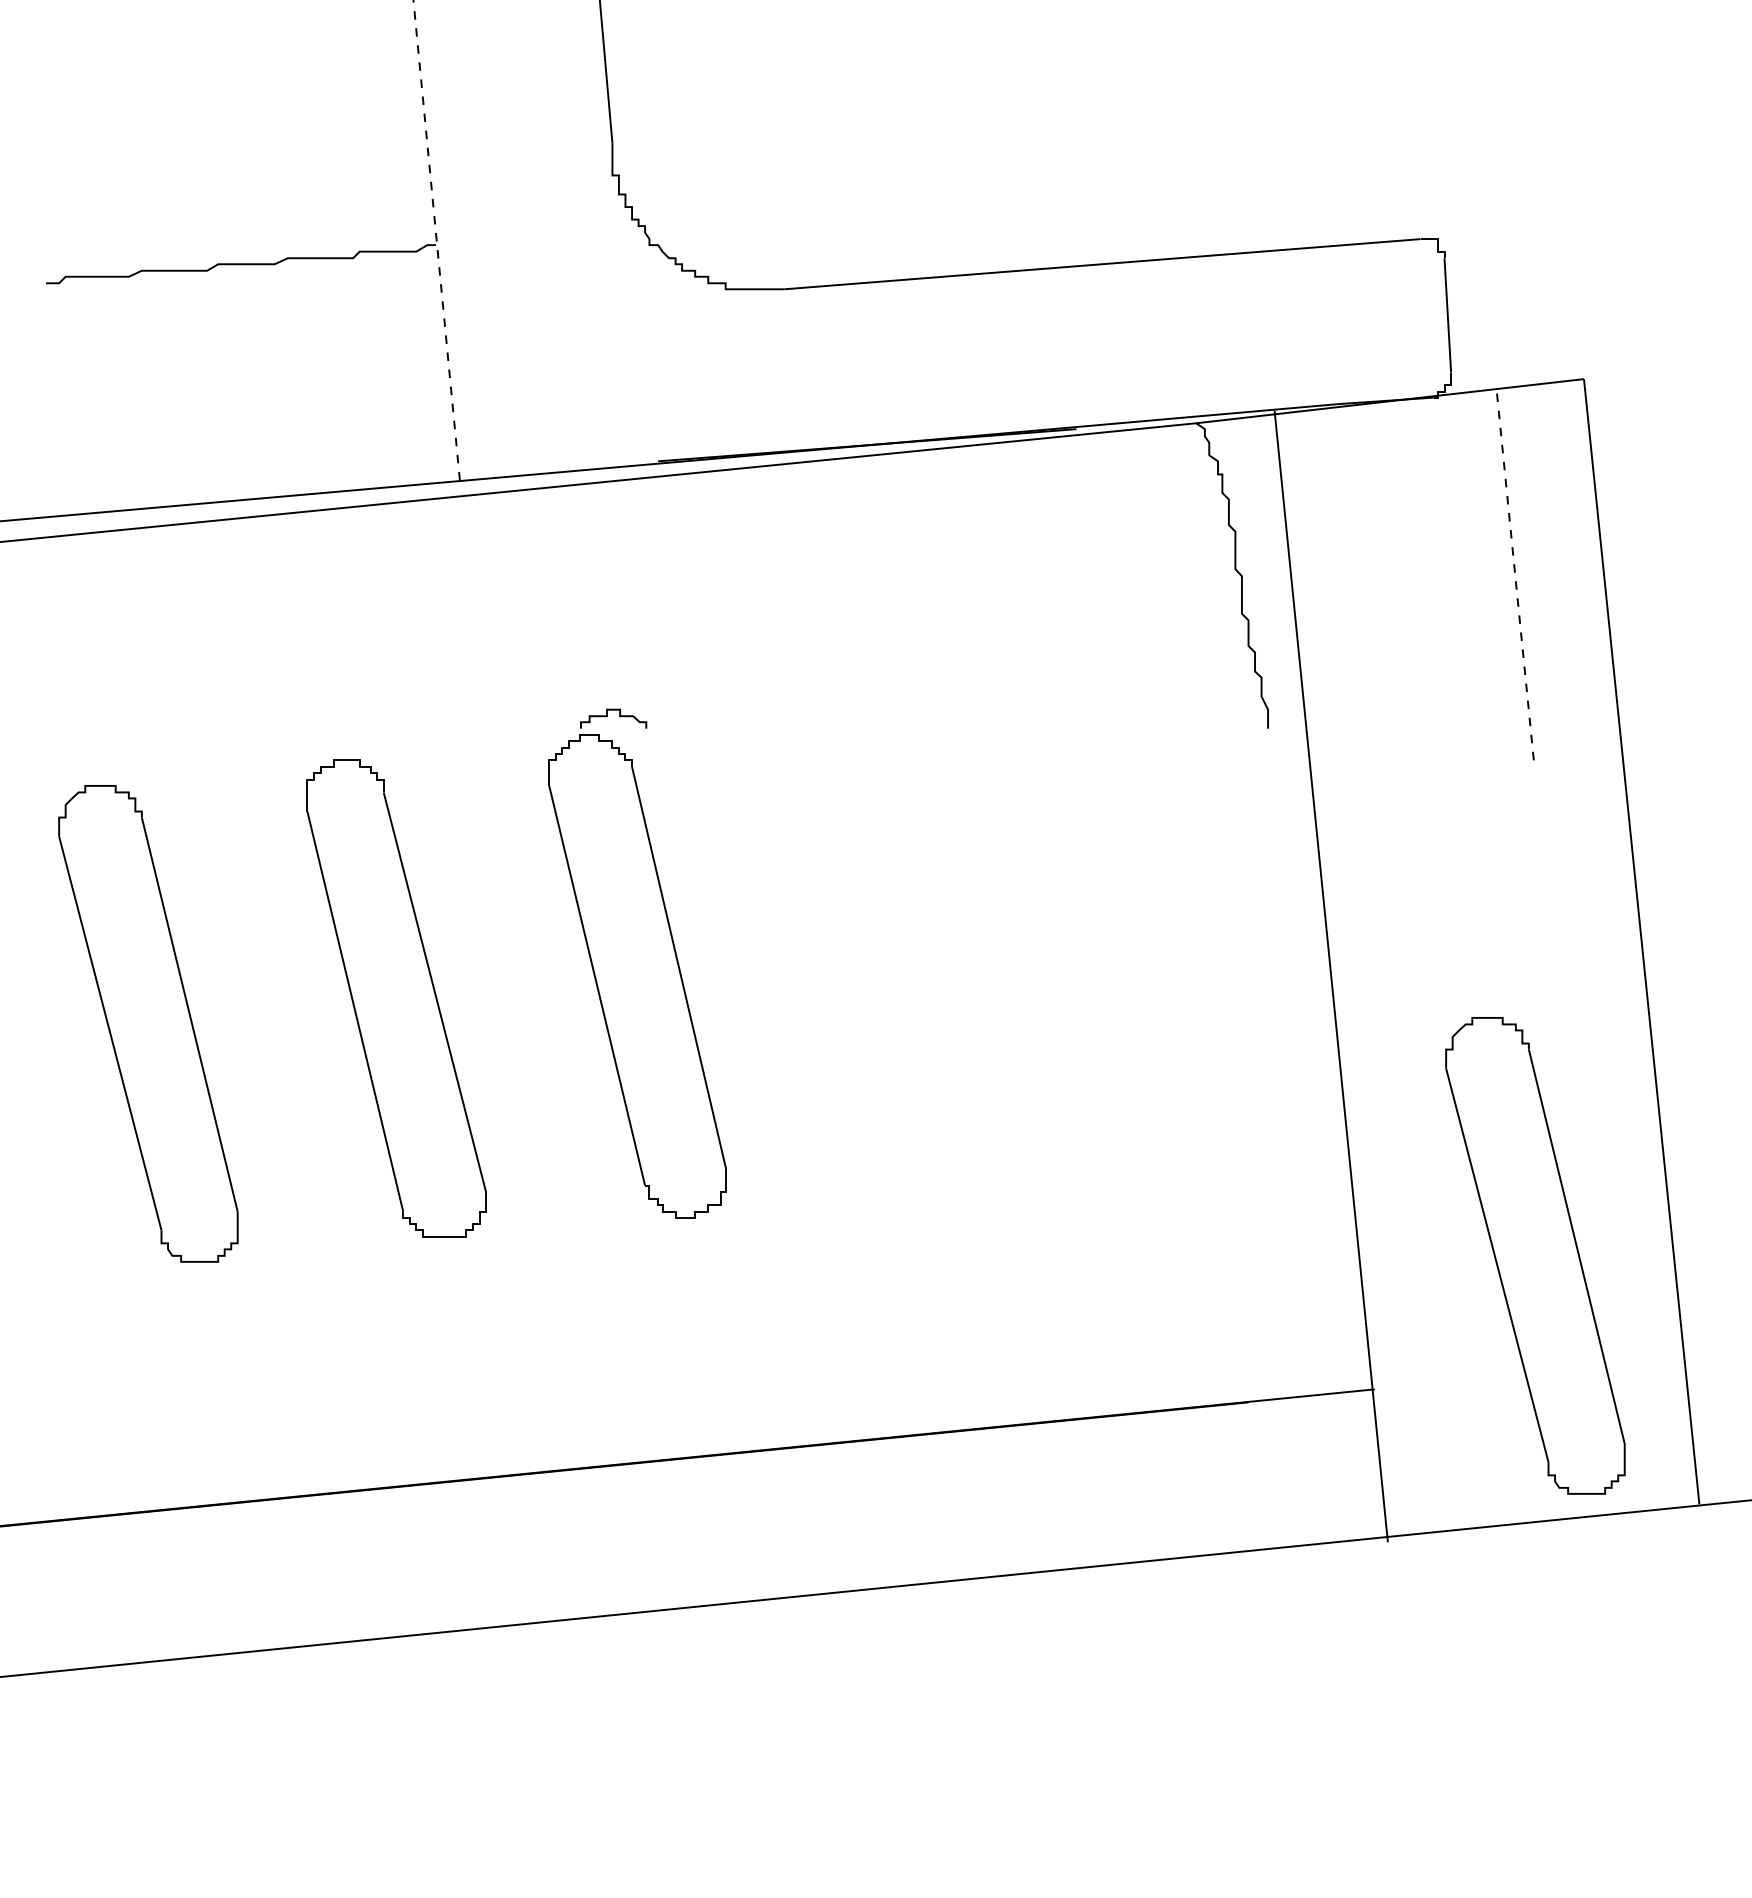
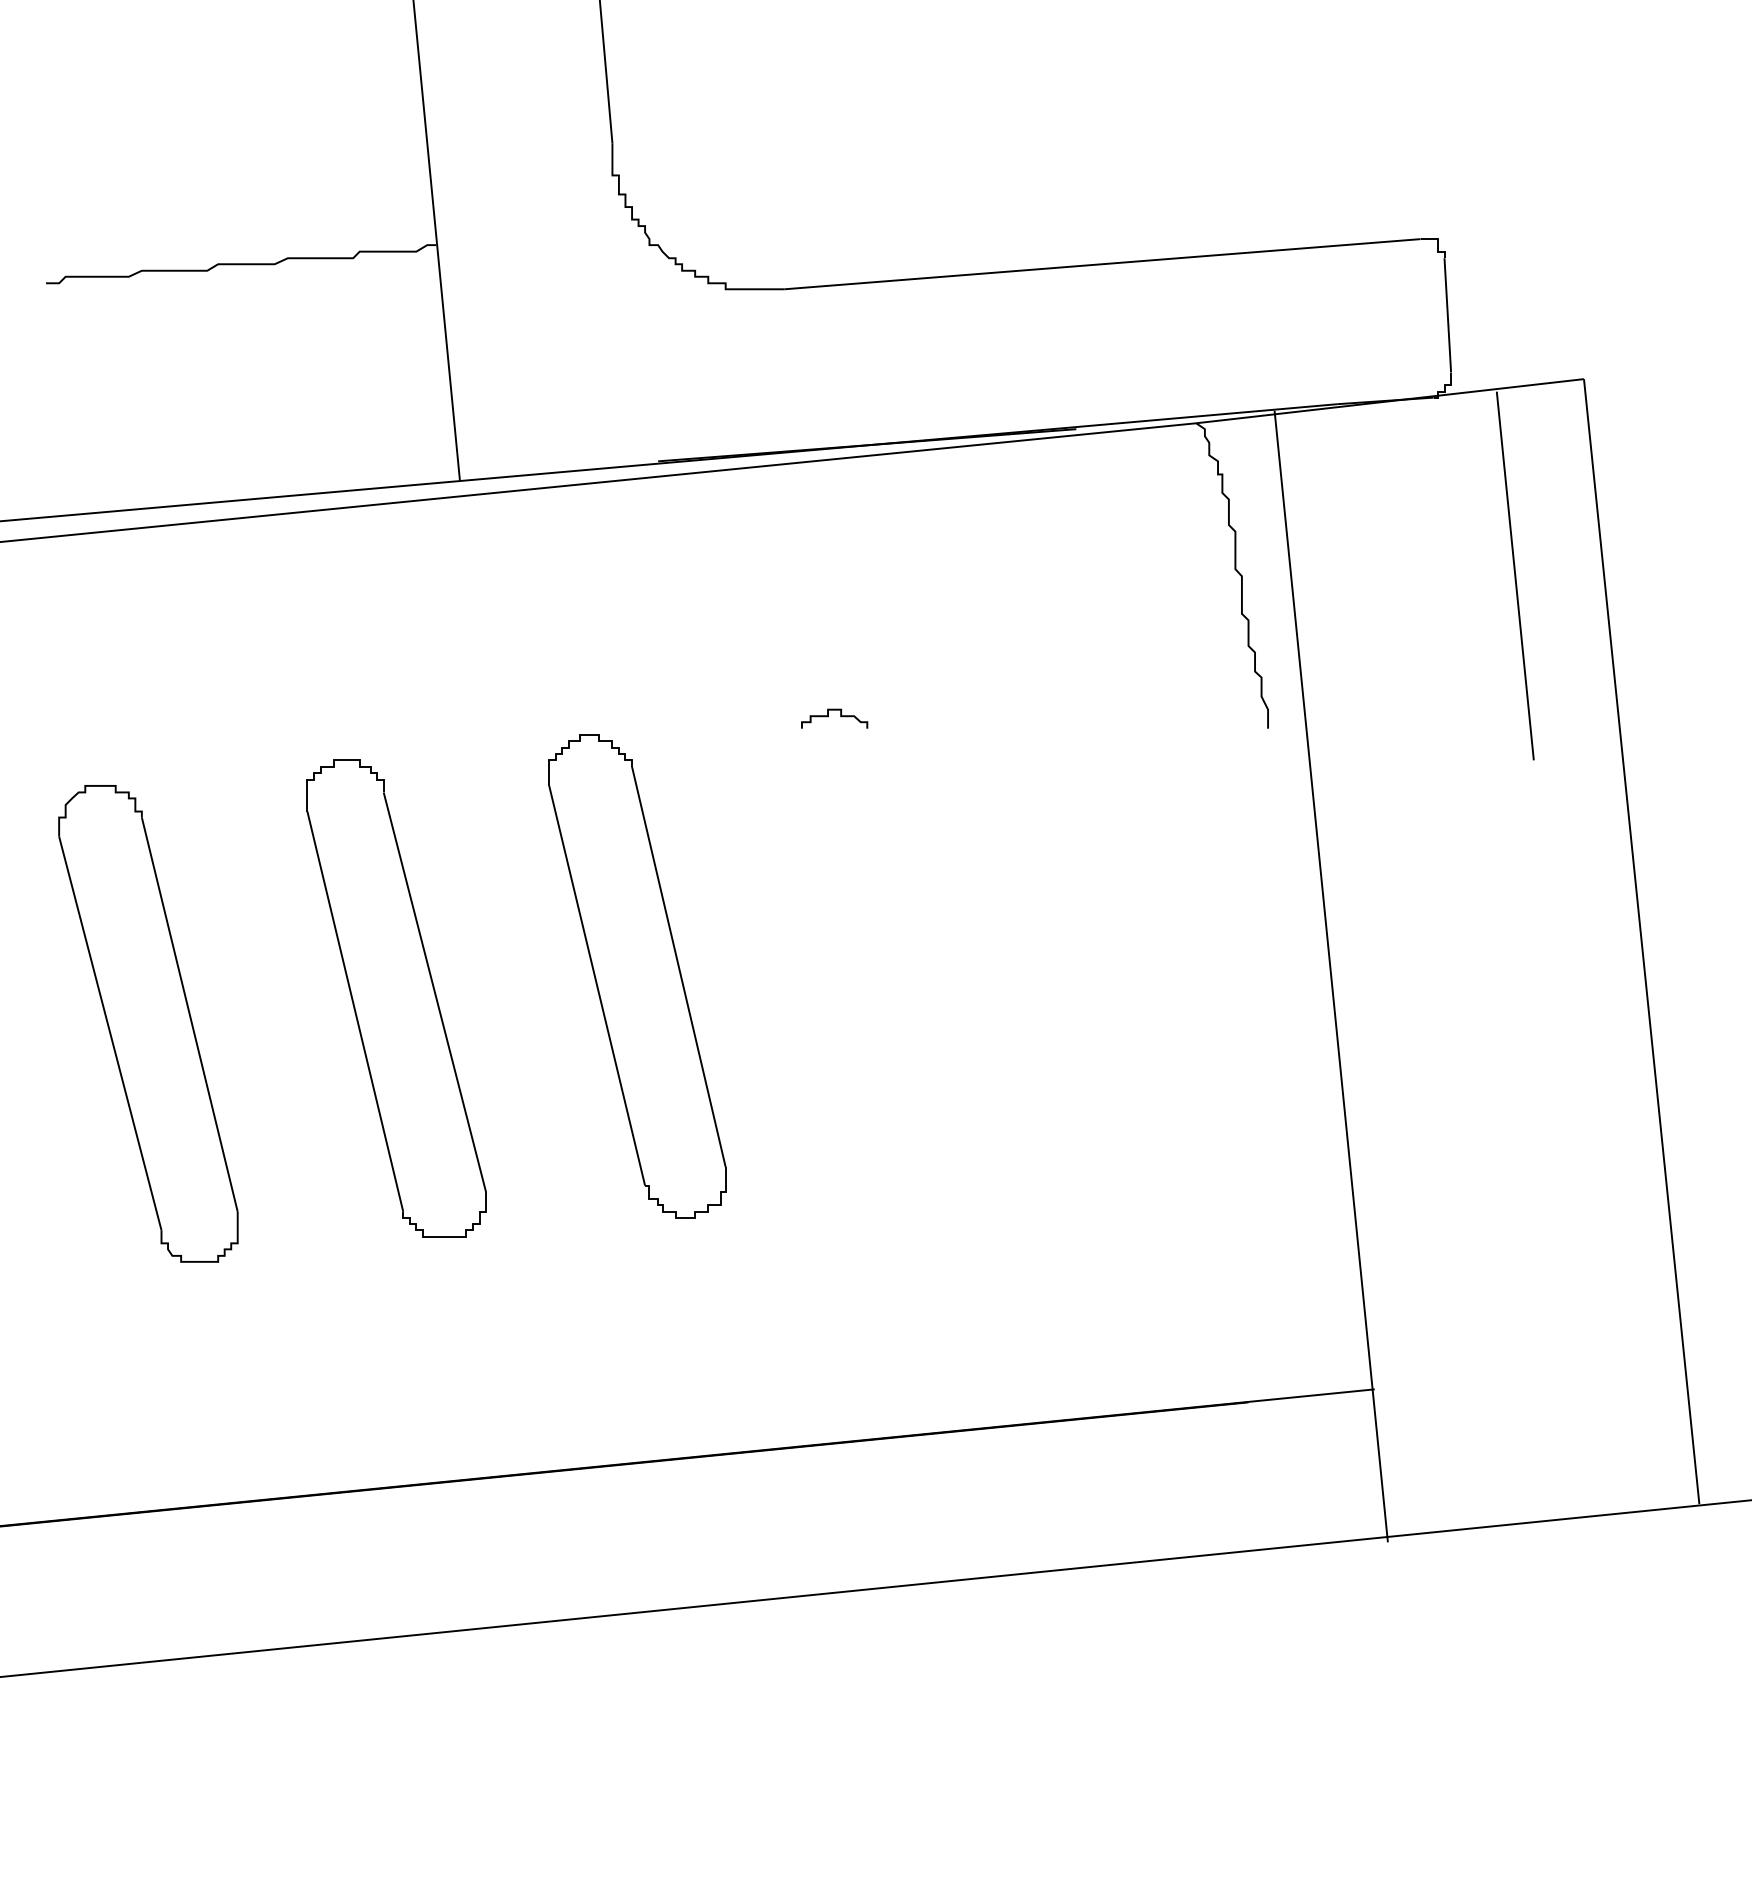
line: dashed -> solid (436, 240)
line: dashed -> solid (1515, 575)
curve position: (607, 717) -> (828, 717) (828, 717)
part: present -> none (1535, 1255)
